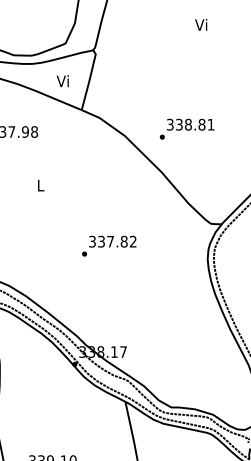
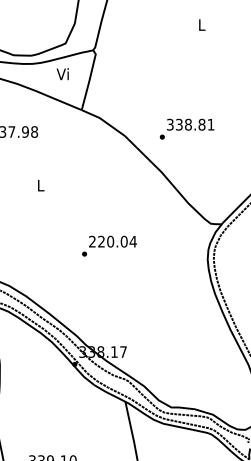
text: Vi -> L (201, 24)
text position: (62, 81) -> (62, 74) (62, 74)
text: 337.82 -> 220.04 (112, 241)
